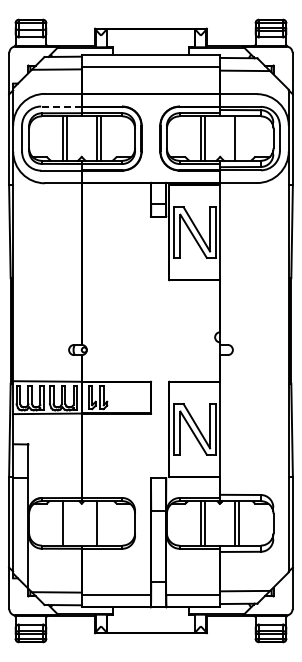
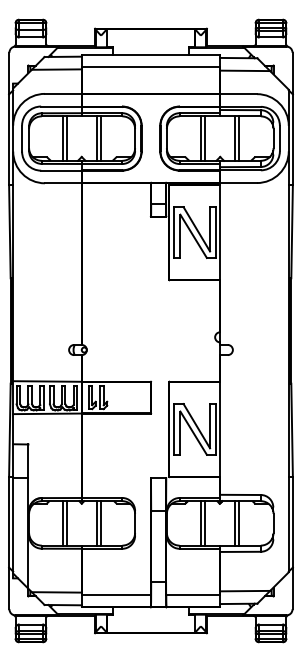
line: dashed -> solid (60, 106)
line: none -> present (239, 138)
line: none -> present (66, 523)
line: none -> present (100, 523)
